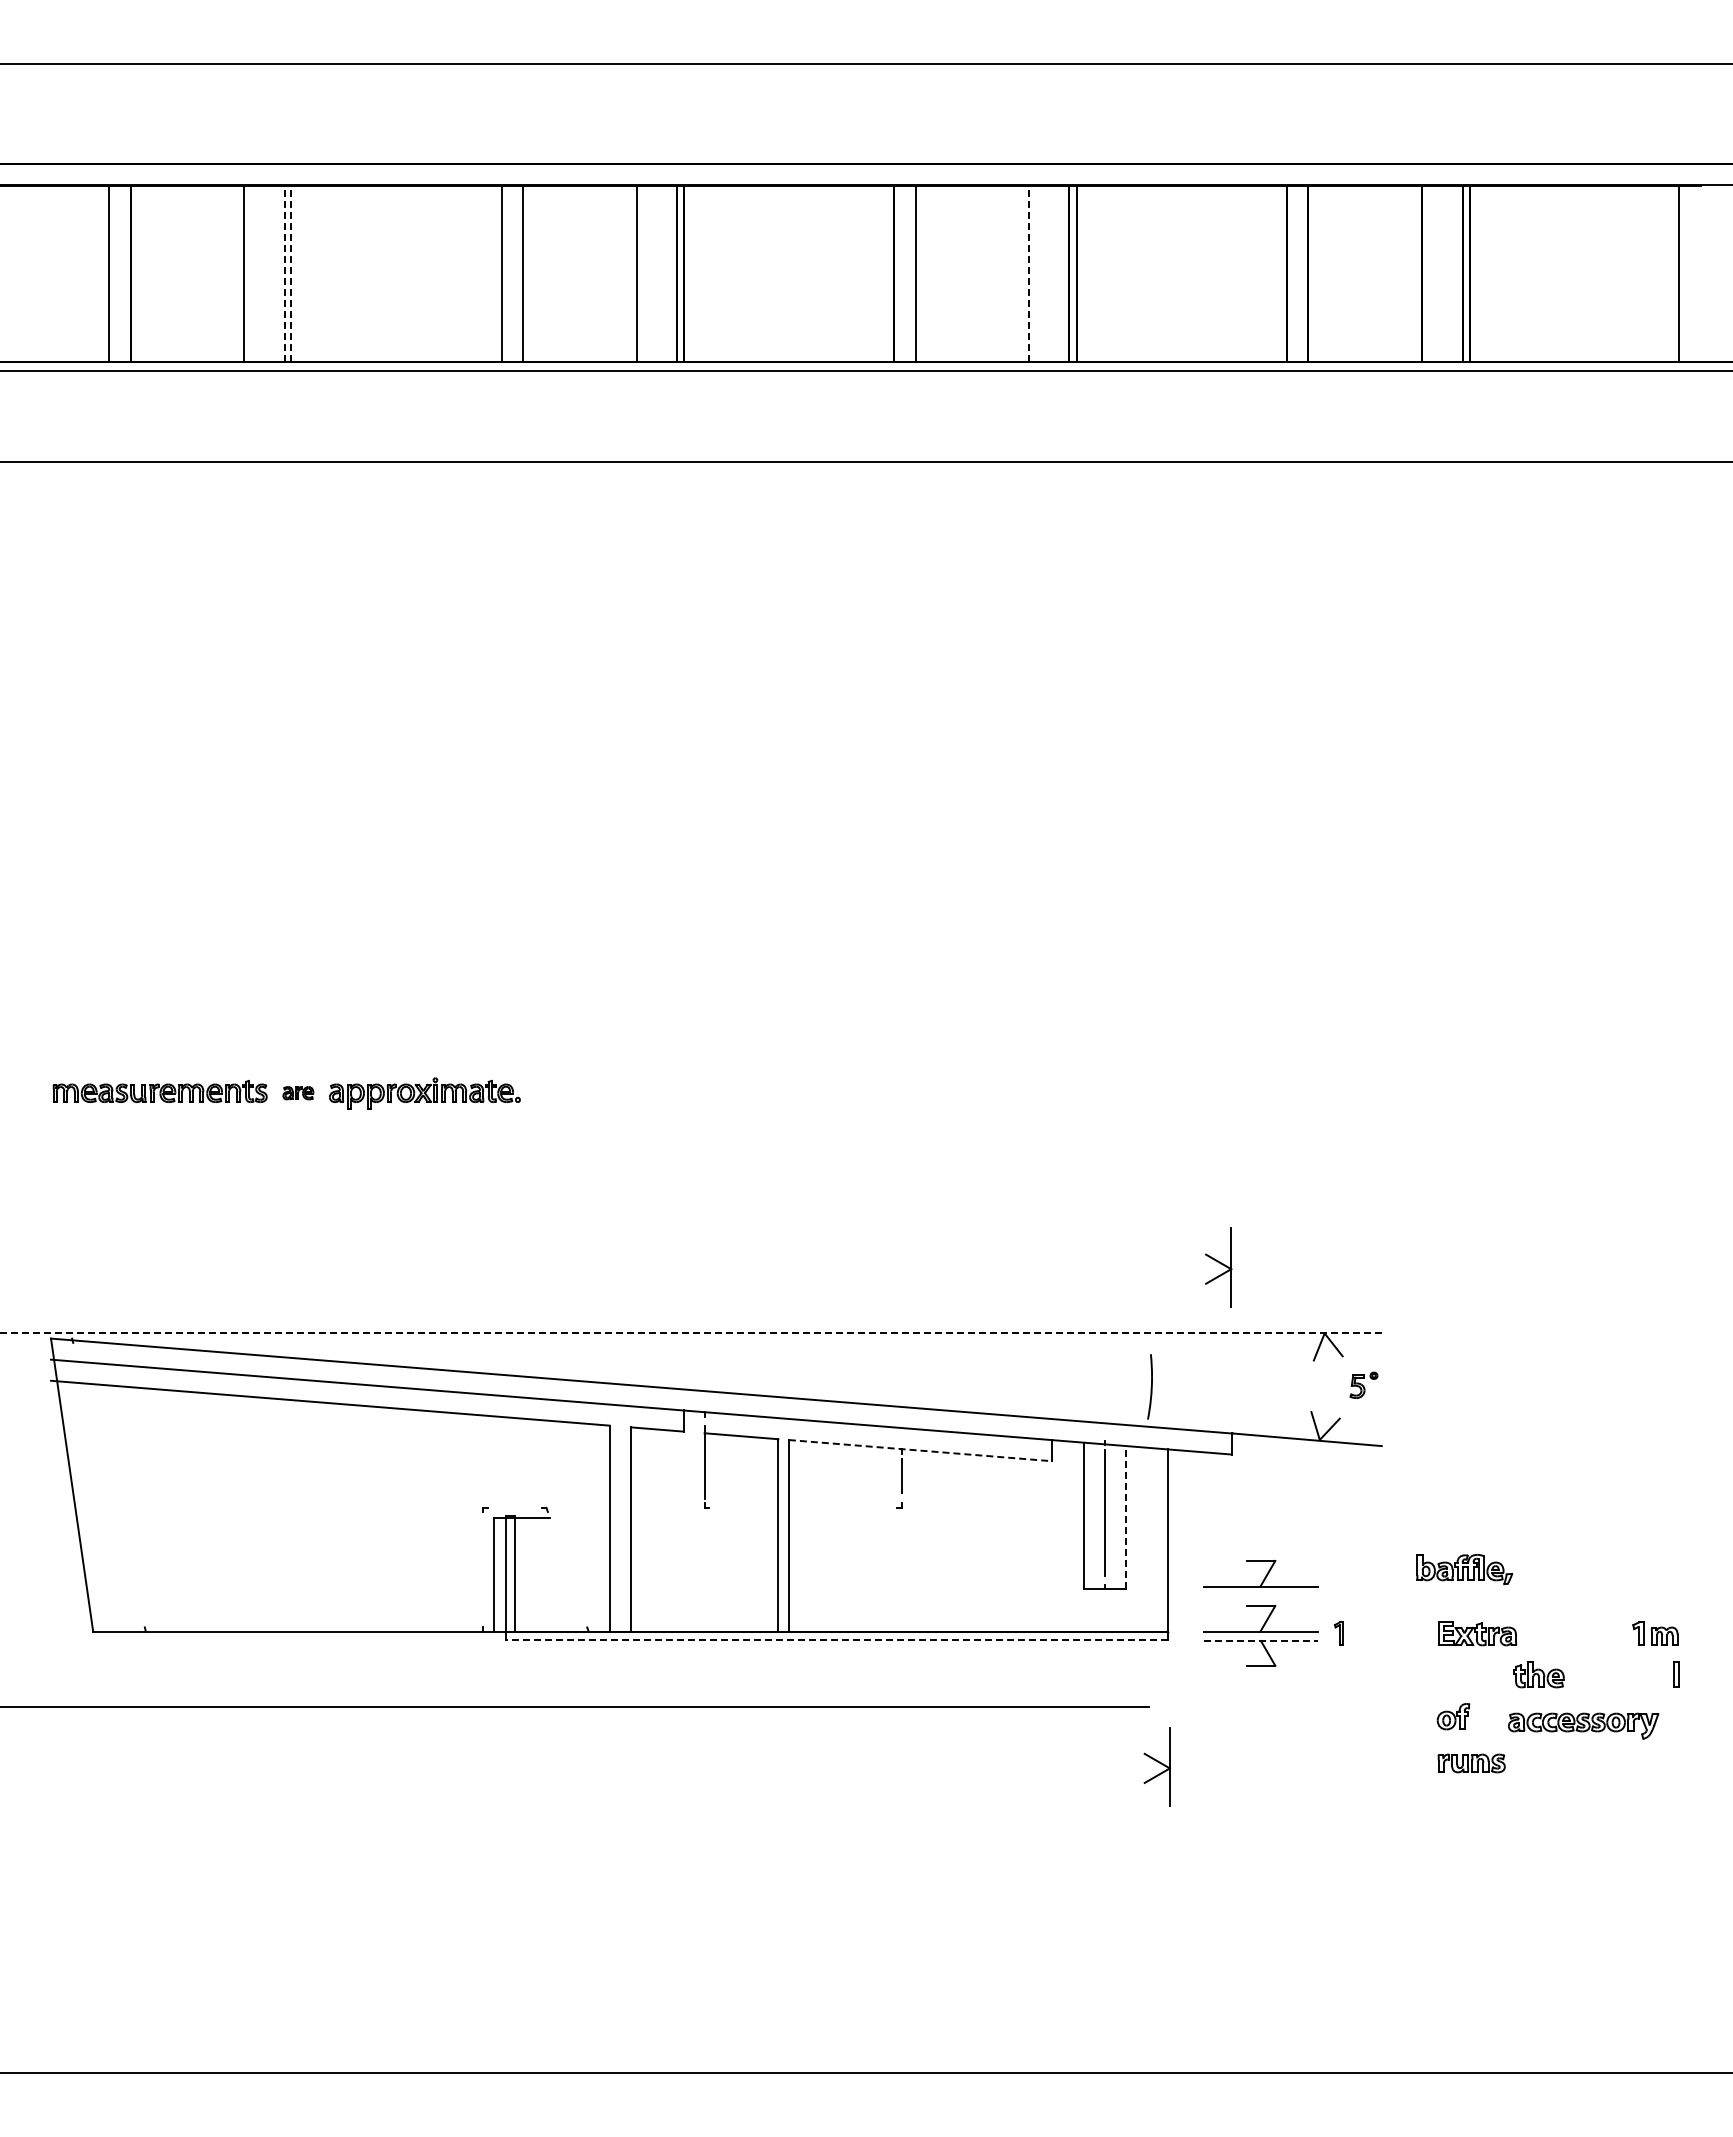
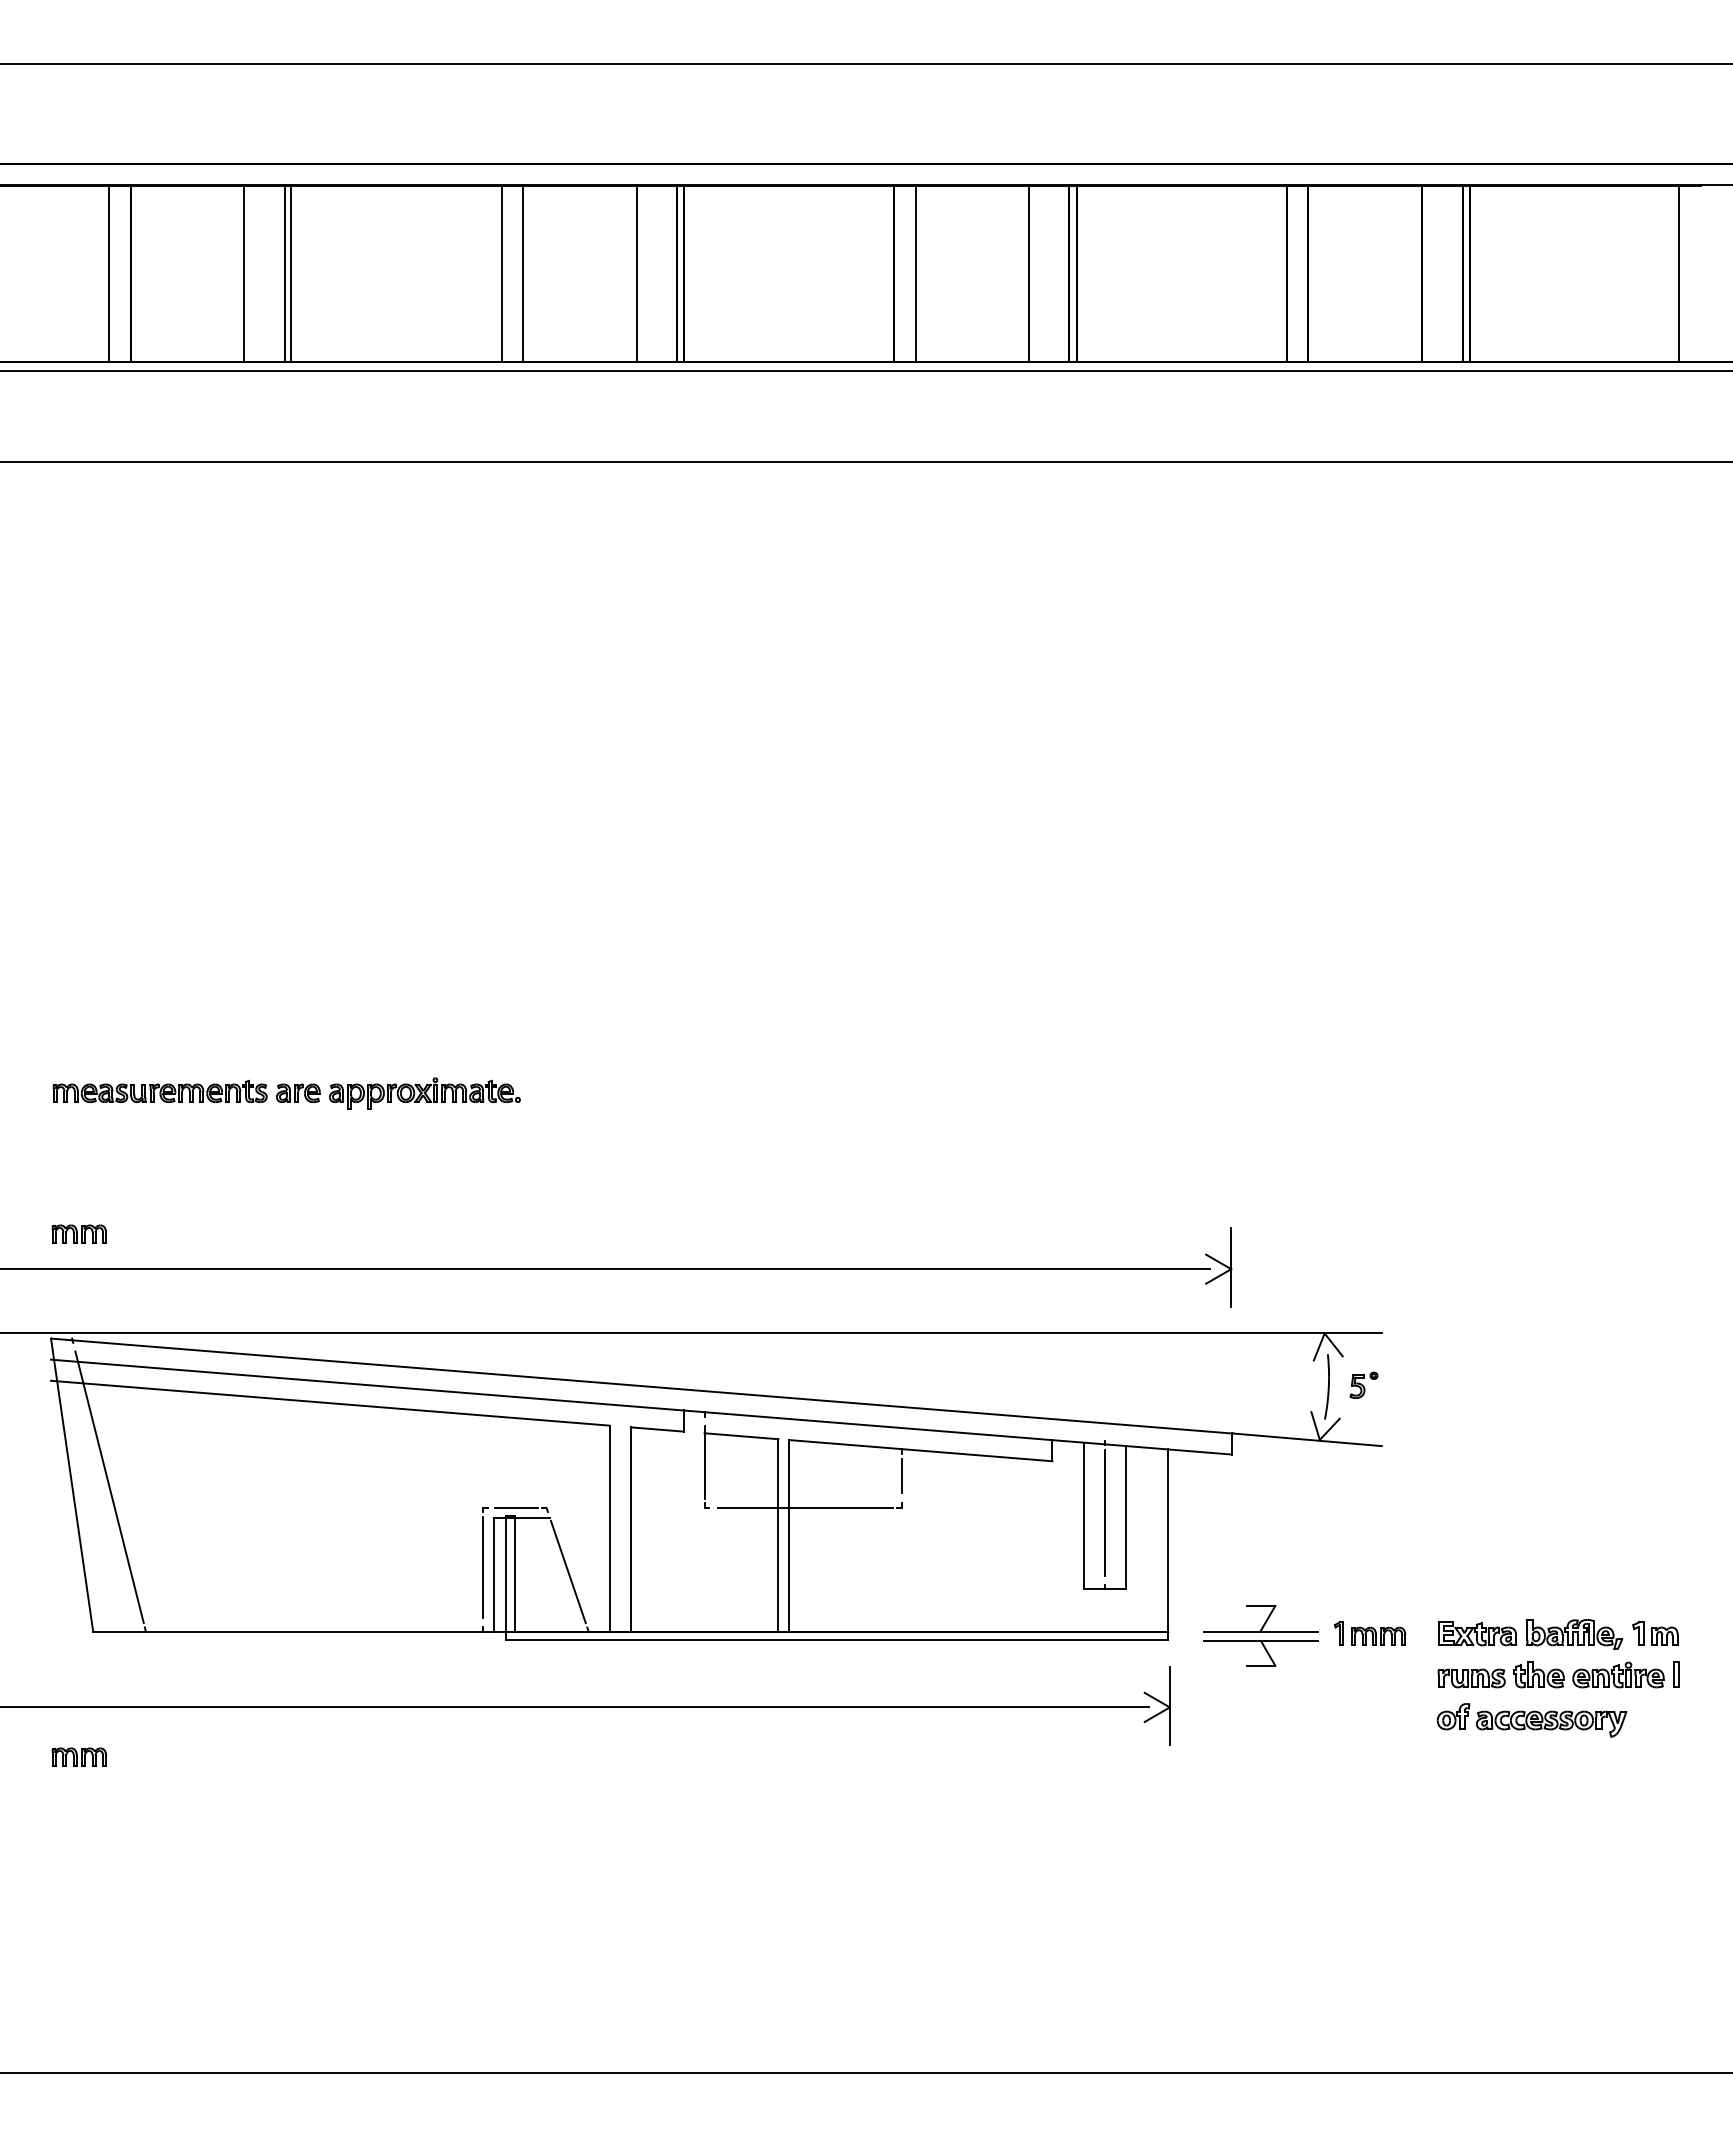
line: dashed -> solid (284, 274)
line: dashed -> solid (290, 274)
line: dashed -> solid (1028, 274)
part size: 33x15 px -> 45x20 px (298, 1092)
part: none -> present (78, 1233)
line: none -> present (606, 1269)
line: dashed -> solid (690, 1333)
part position: (1149, 1386) -> (1326, 1386) (1326, 1386)
line: dashed -> solid (921, 1450)
line: none -> present (109, 1487)
line: none -> present (516, 1507)
line: none -> present (804, 1507)
line: dashed -> solid (1126, 1517)
line: none -> present (483, 1567)
part position: (1464, 1569) -> (1574, 1634) (1574, 1634)
line: none -> present (567, 1571)
part: present -> none (1260, 1573)
part: none -> present (1378, 1635)
line: dashed -> solid (836, 1639)
line: dashed -> solid (1260, 1640)
part: none -> present (1618, 1674)
part position: (1583, 1725) -> (1551, 1723) (1551, 1723)
part: none -> present (78, 1756)
part position: (1471, 1763) -> (1471, 1678) (1471, 1678)
part position: (1157, 1766) -> (1157, 1705) (1157, 1705)
